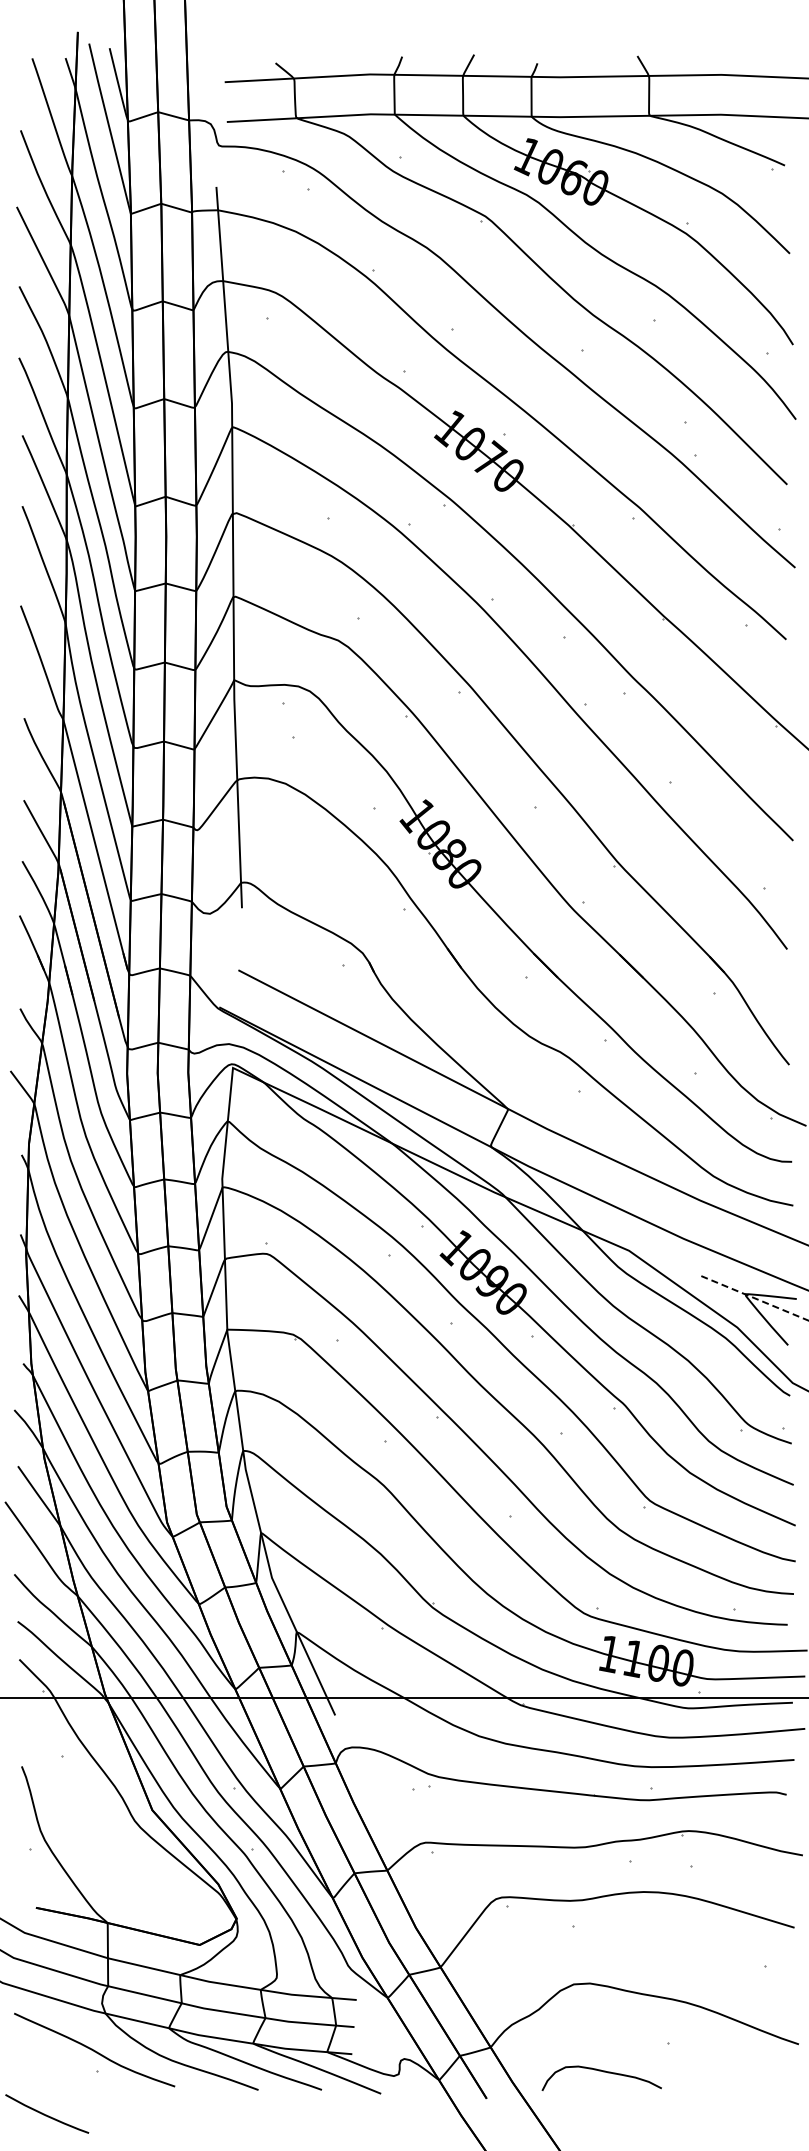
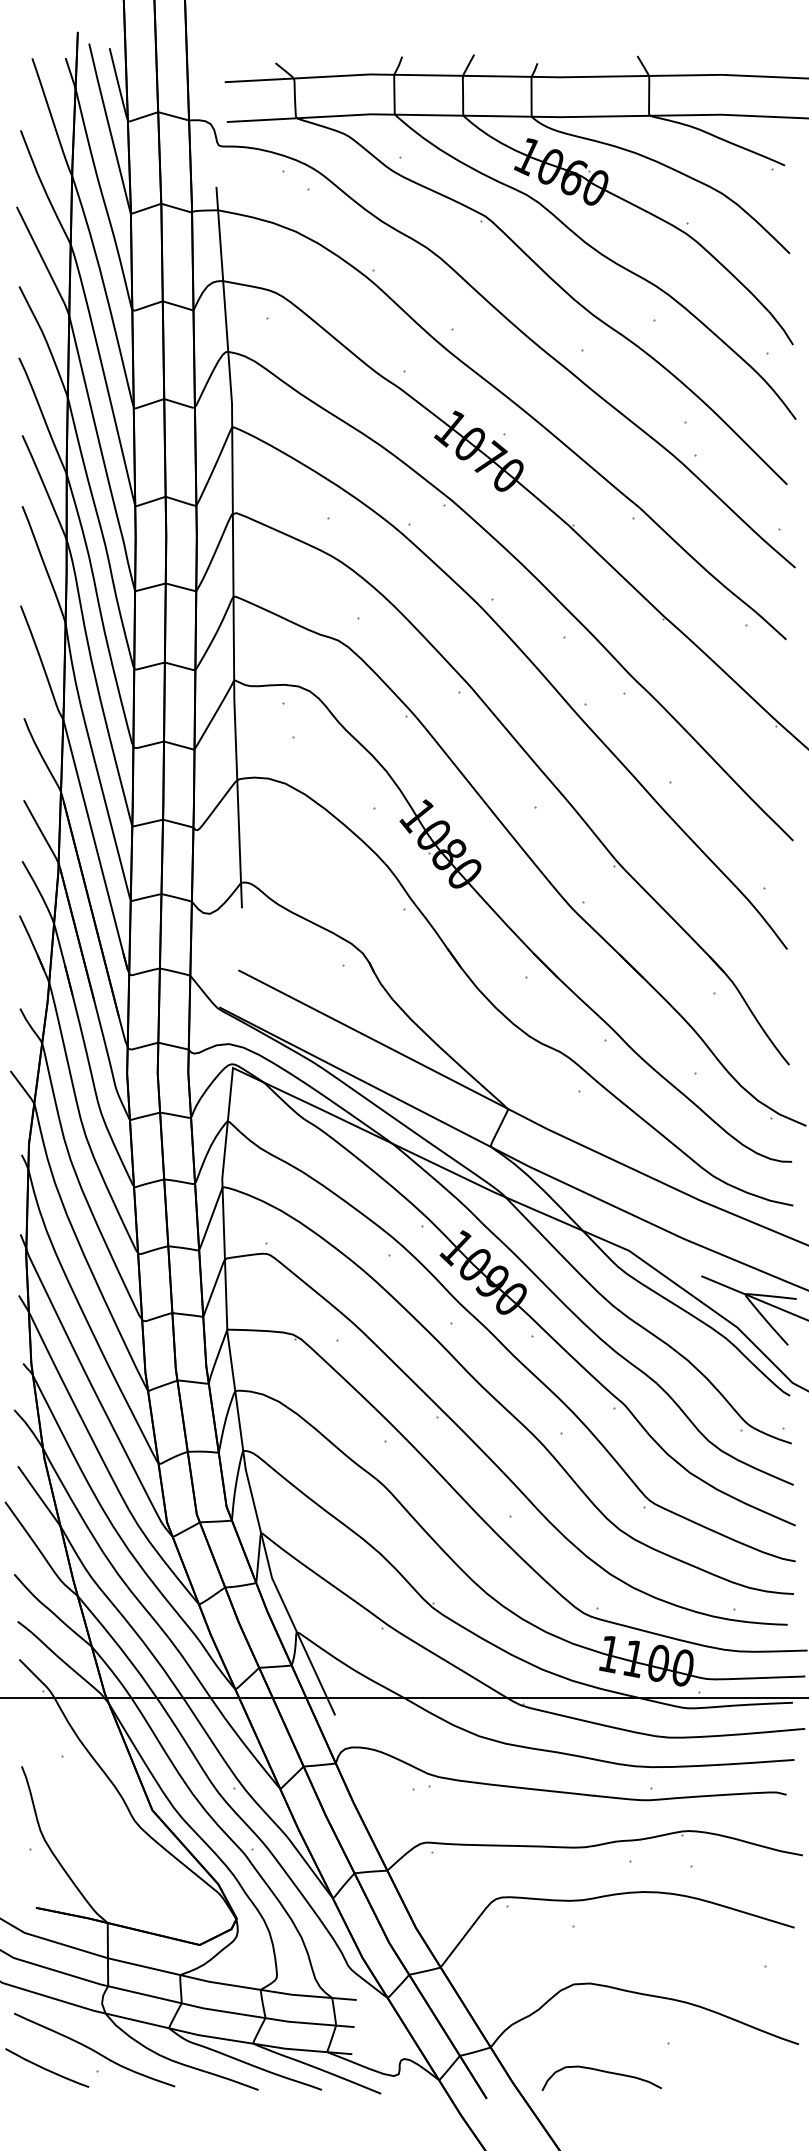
line: dashed -> solid (754, 1298)
curve position: (46, 2114) -> (46, 2068) (46, 2068)
